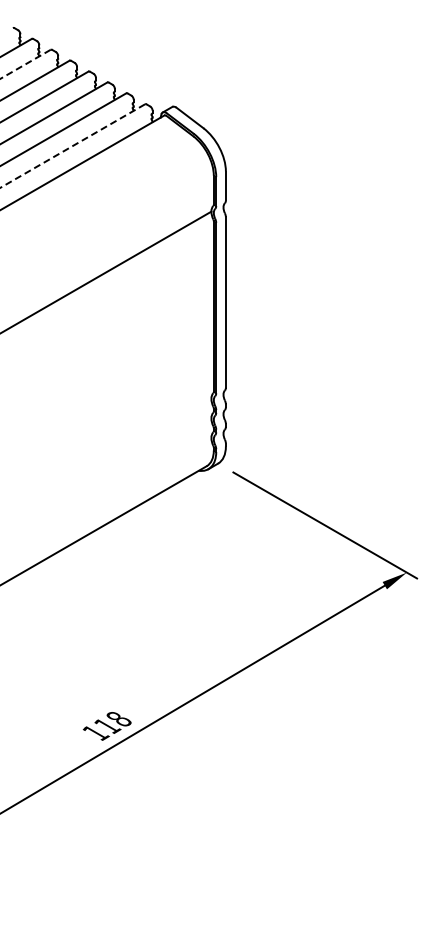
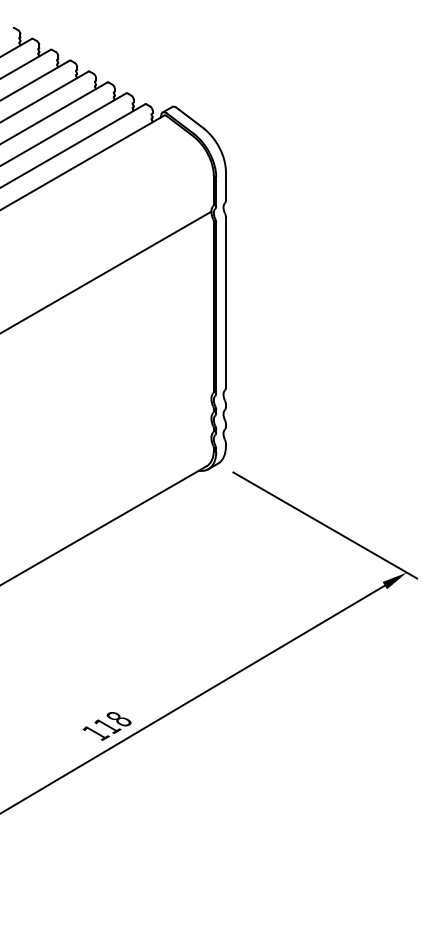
line: dashed -> solid (25, 64)
line: dashed -> solid (72, 146)
